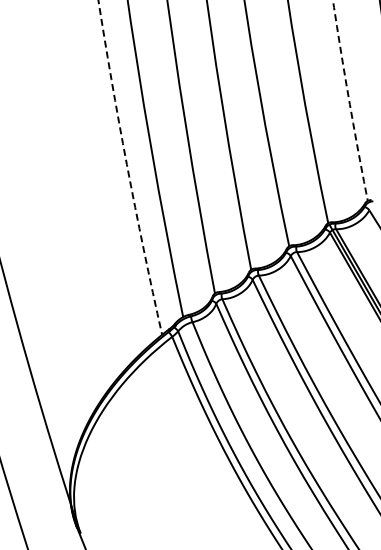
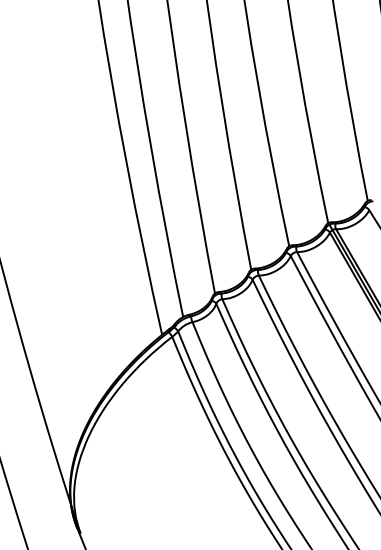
arc: dashed -> solid (349, 100)
arc: dashed -> solid (127, 167)
